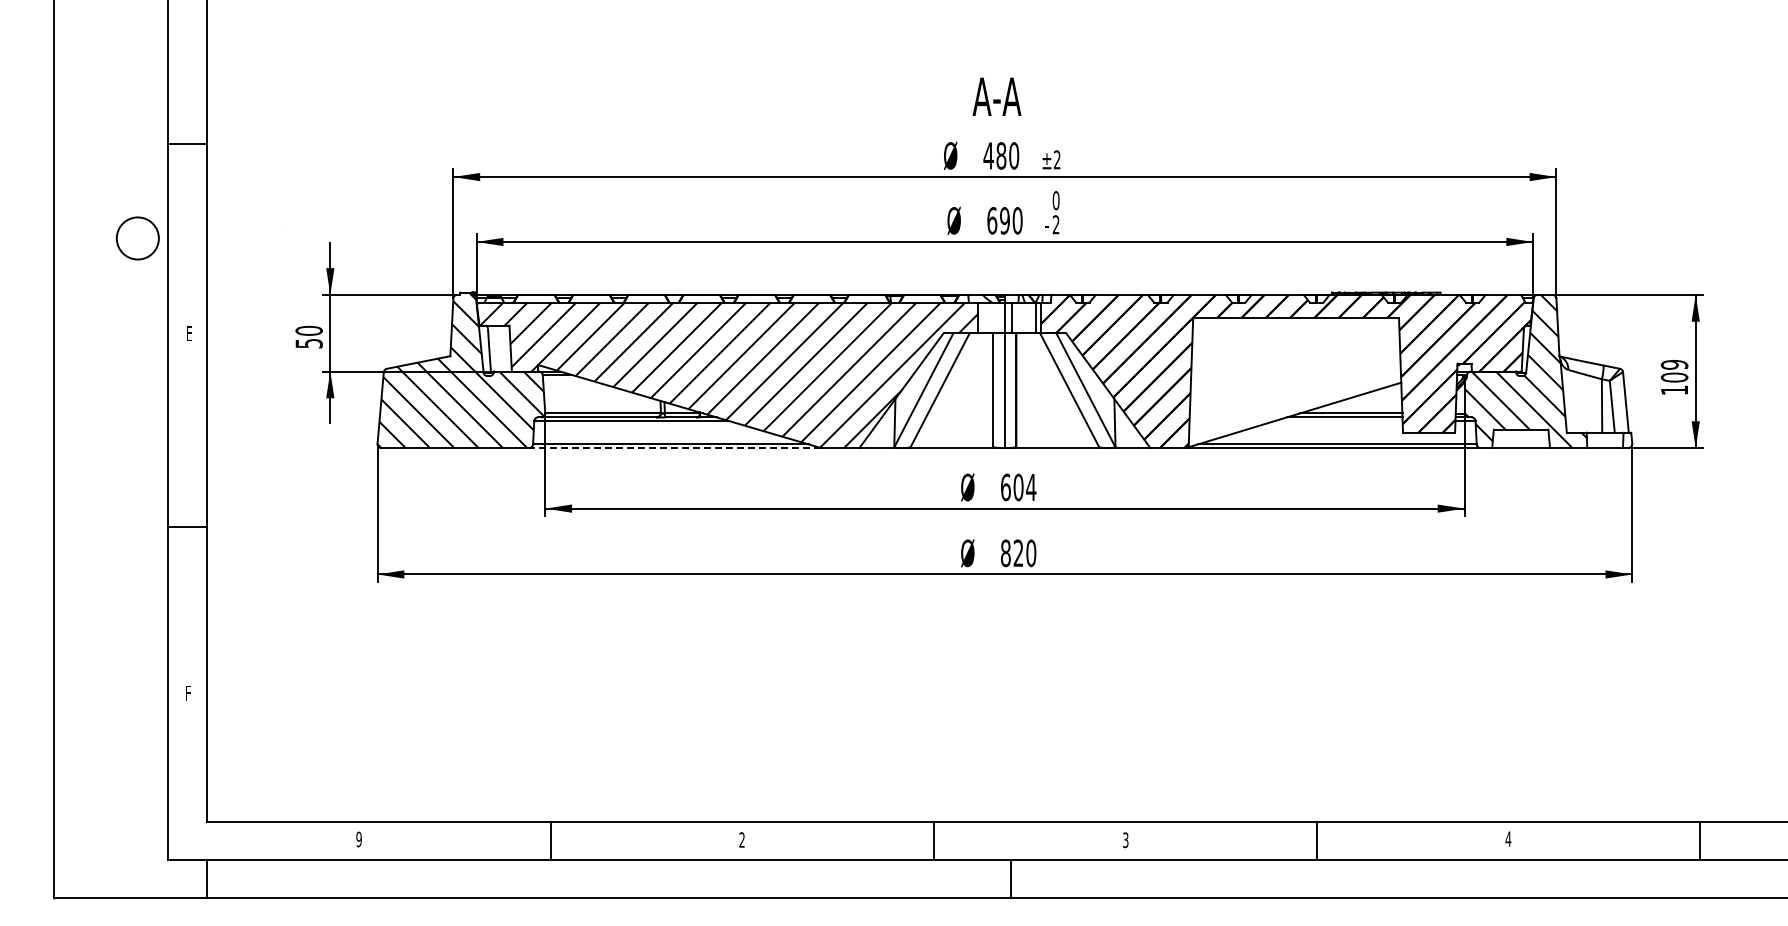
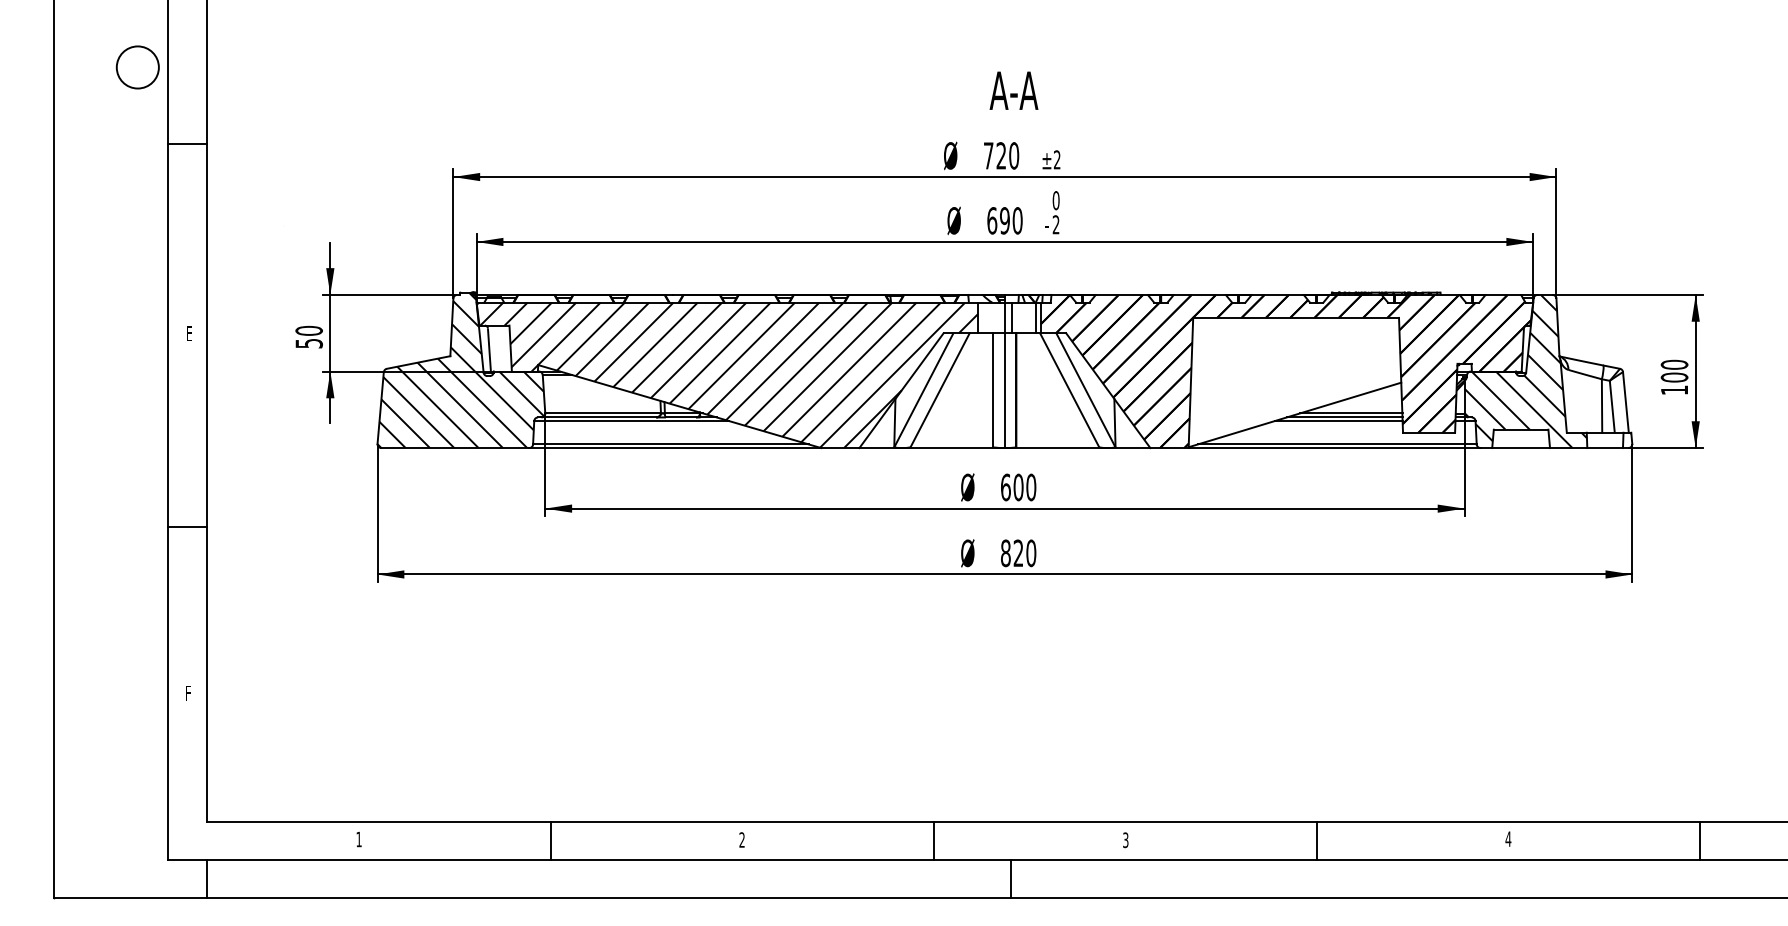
text position: (996, 96) -> (1013, 90) (1013, 90)
text: 480 -> 720 (994, 155)
circle position: (137, 238) -> (137, 67) (137, 67)
text: 109 -> 100 (1674, 364)
line: none -> present (1338, 421)
line: dashed -> solid (675, 448)
text: 604 -> 600 (1031, 487)
text: 9 -> 1 (358, 839)
